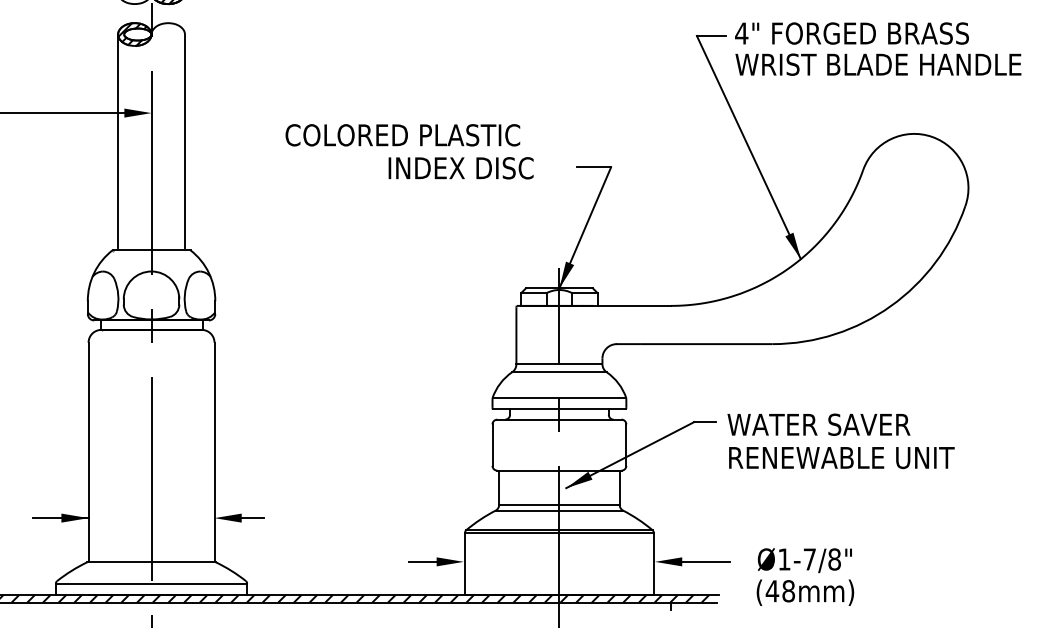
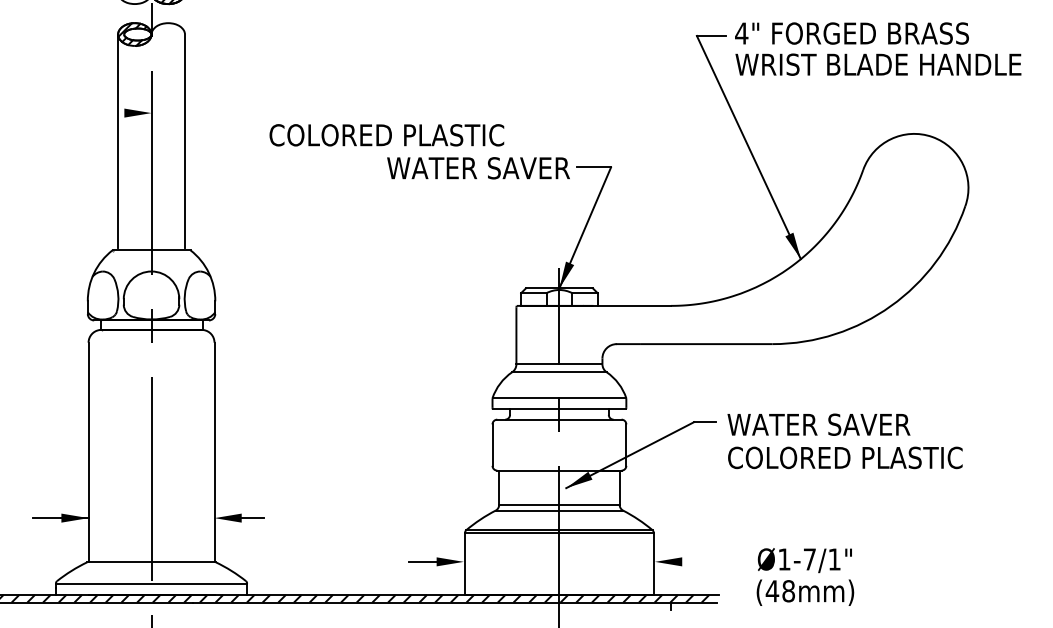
line: present -> none (63, 113)
text position: (402, 135) -> (386, 135) (386, 135)
text: INDEX DISC -> WATER SAVER (478, 168)
text: RENEWABLE UNIT -> COLORED PLASTIC (845, 457)
text: Ø1-7/8" -> Ø1-7/1" (834, 559)
line: present -> none (705, 561)
